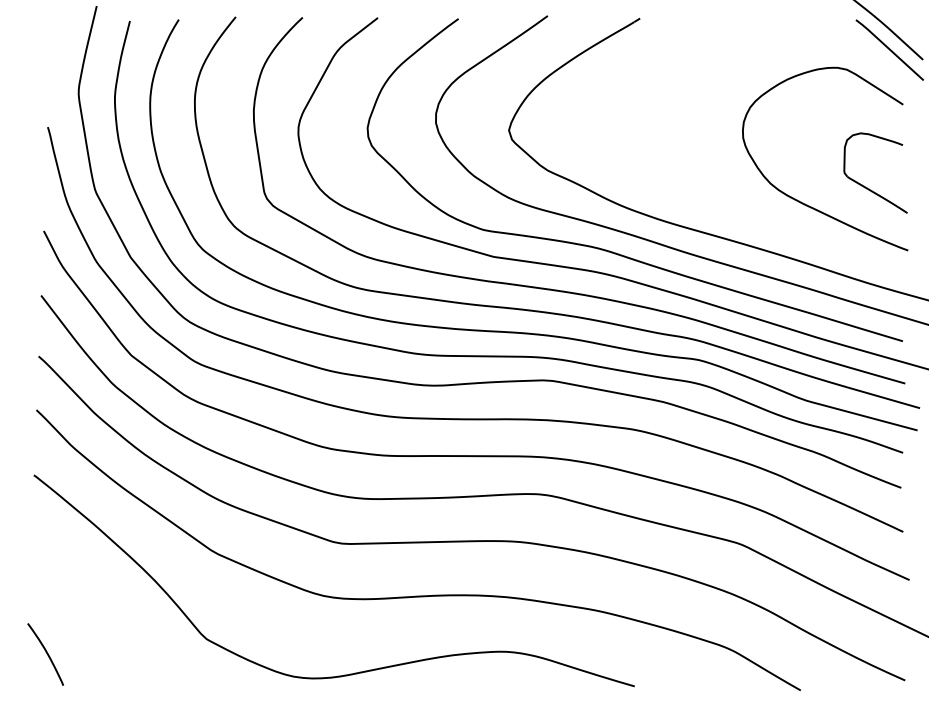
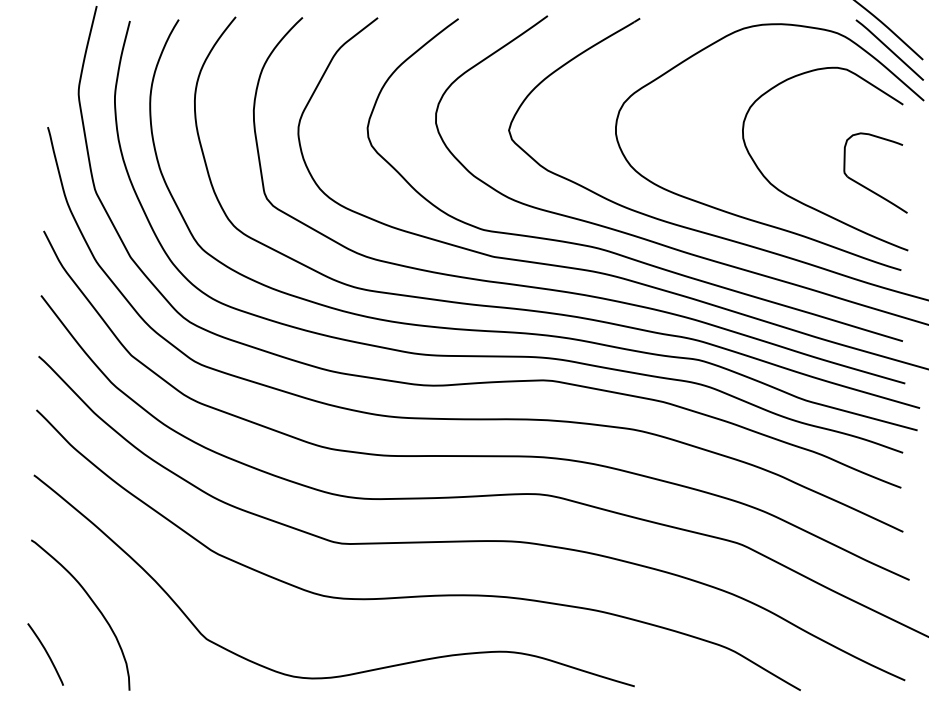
curve: none -> present (746, 217)
curve: none -> present (93, 604)
